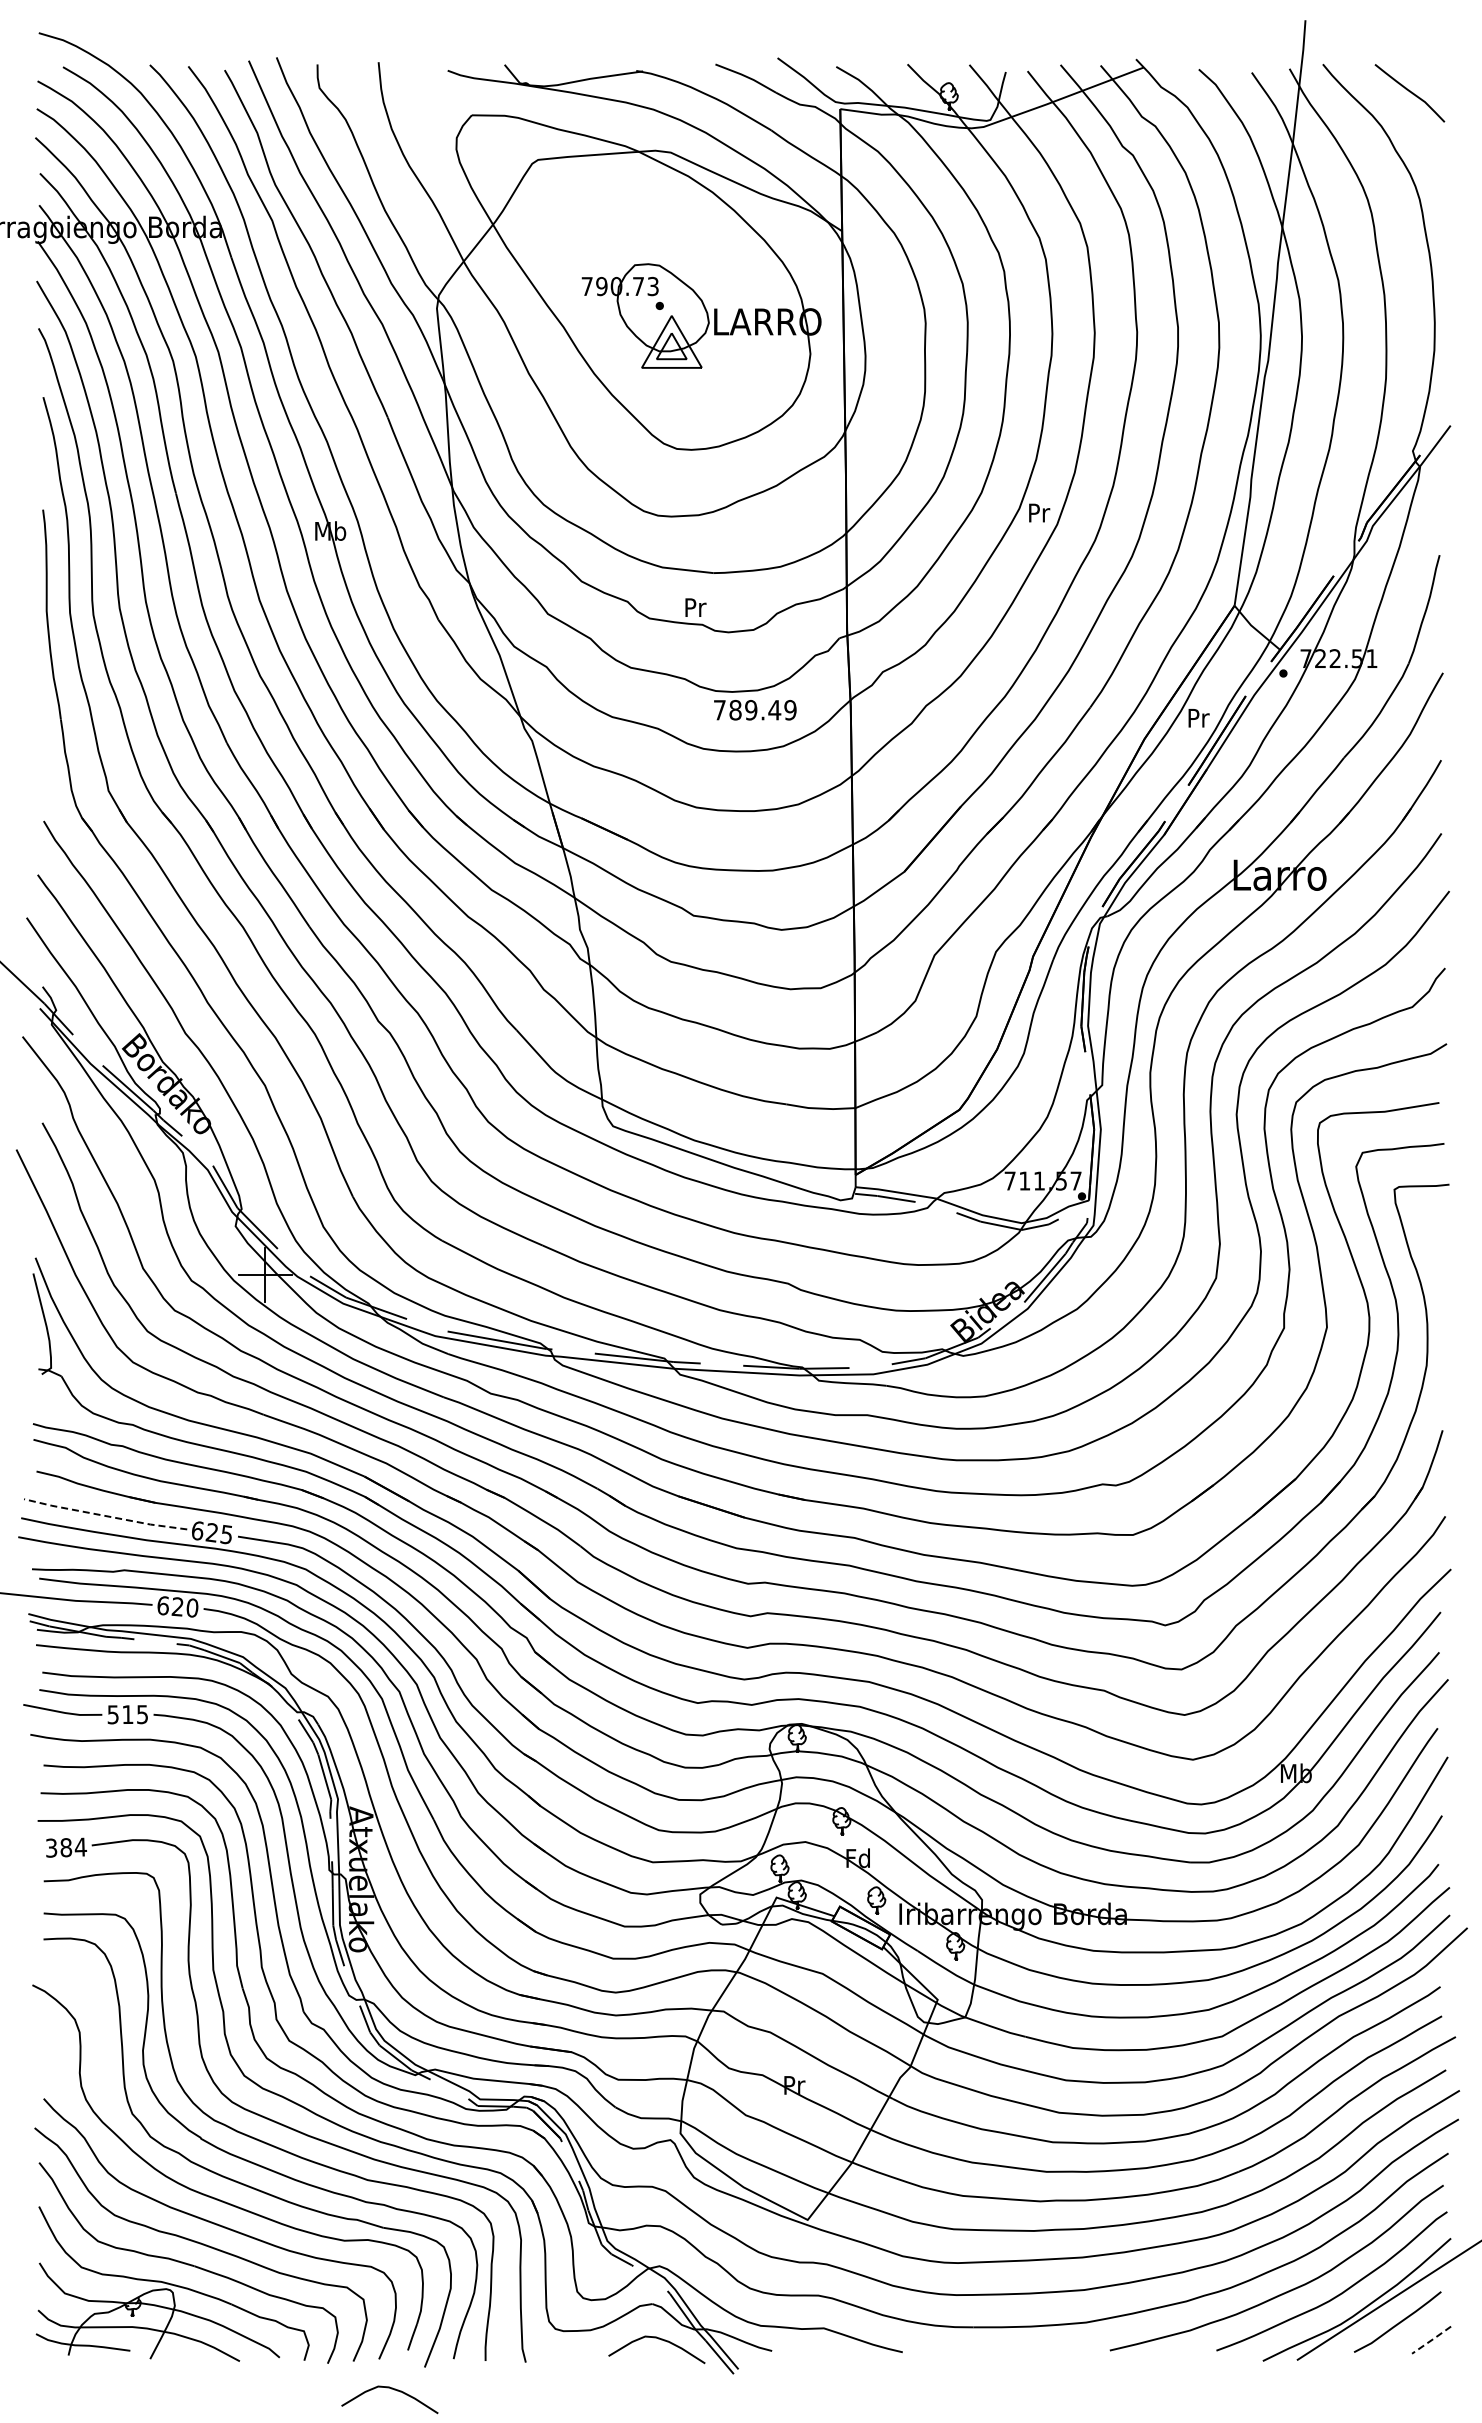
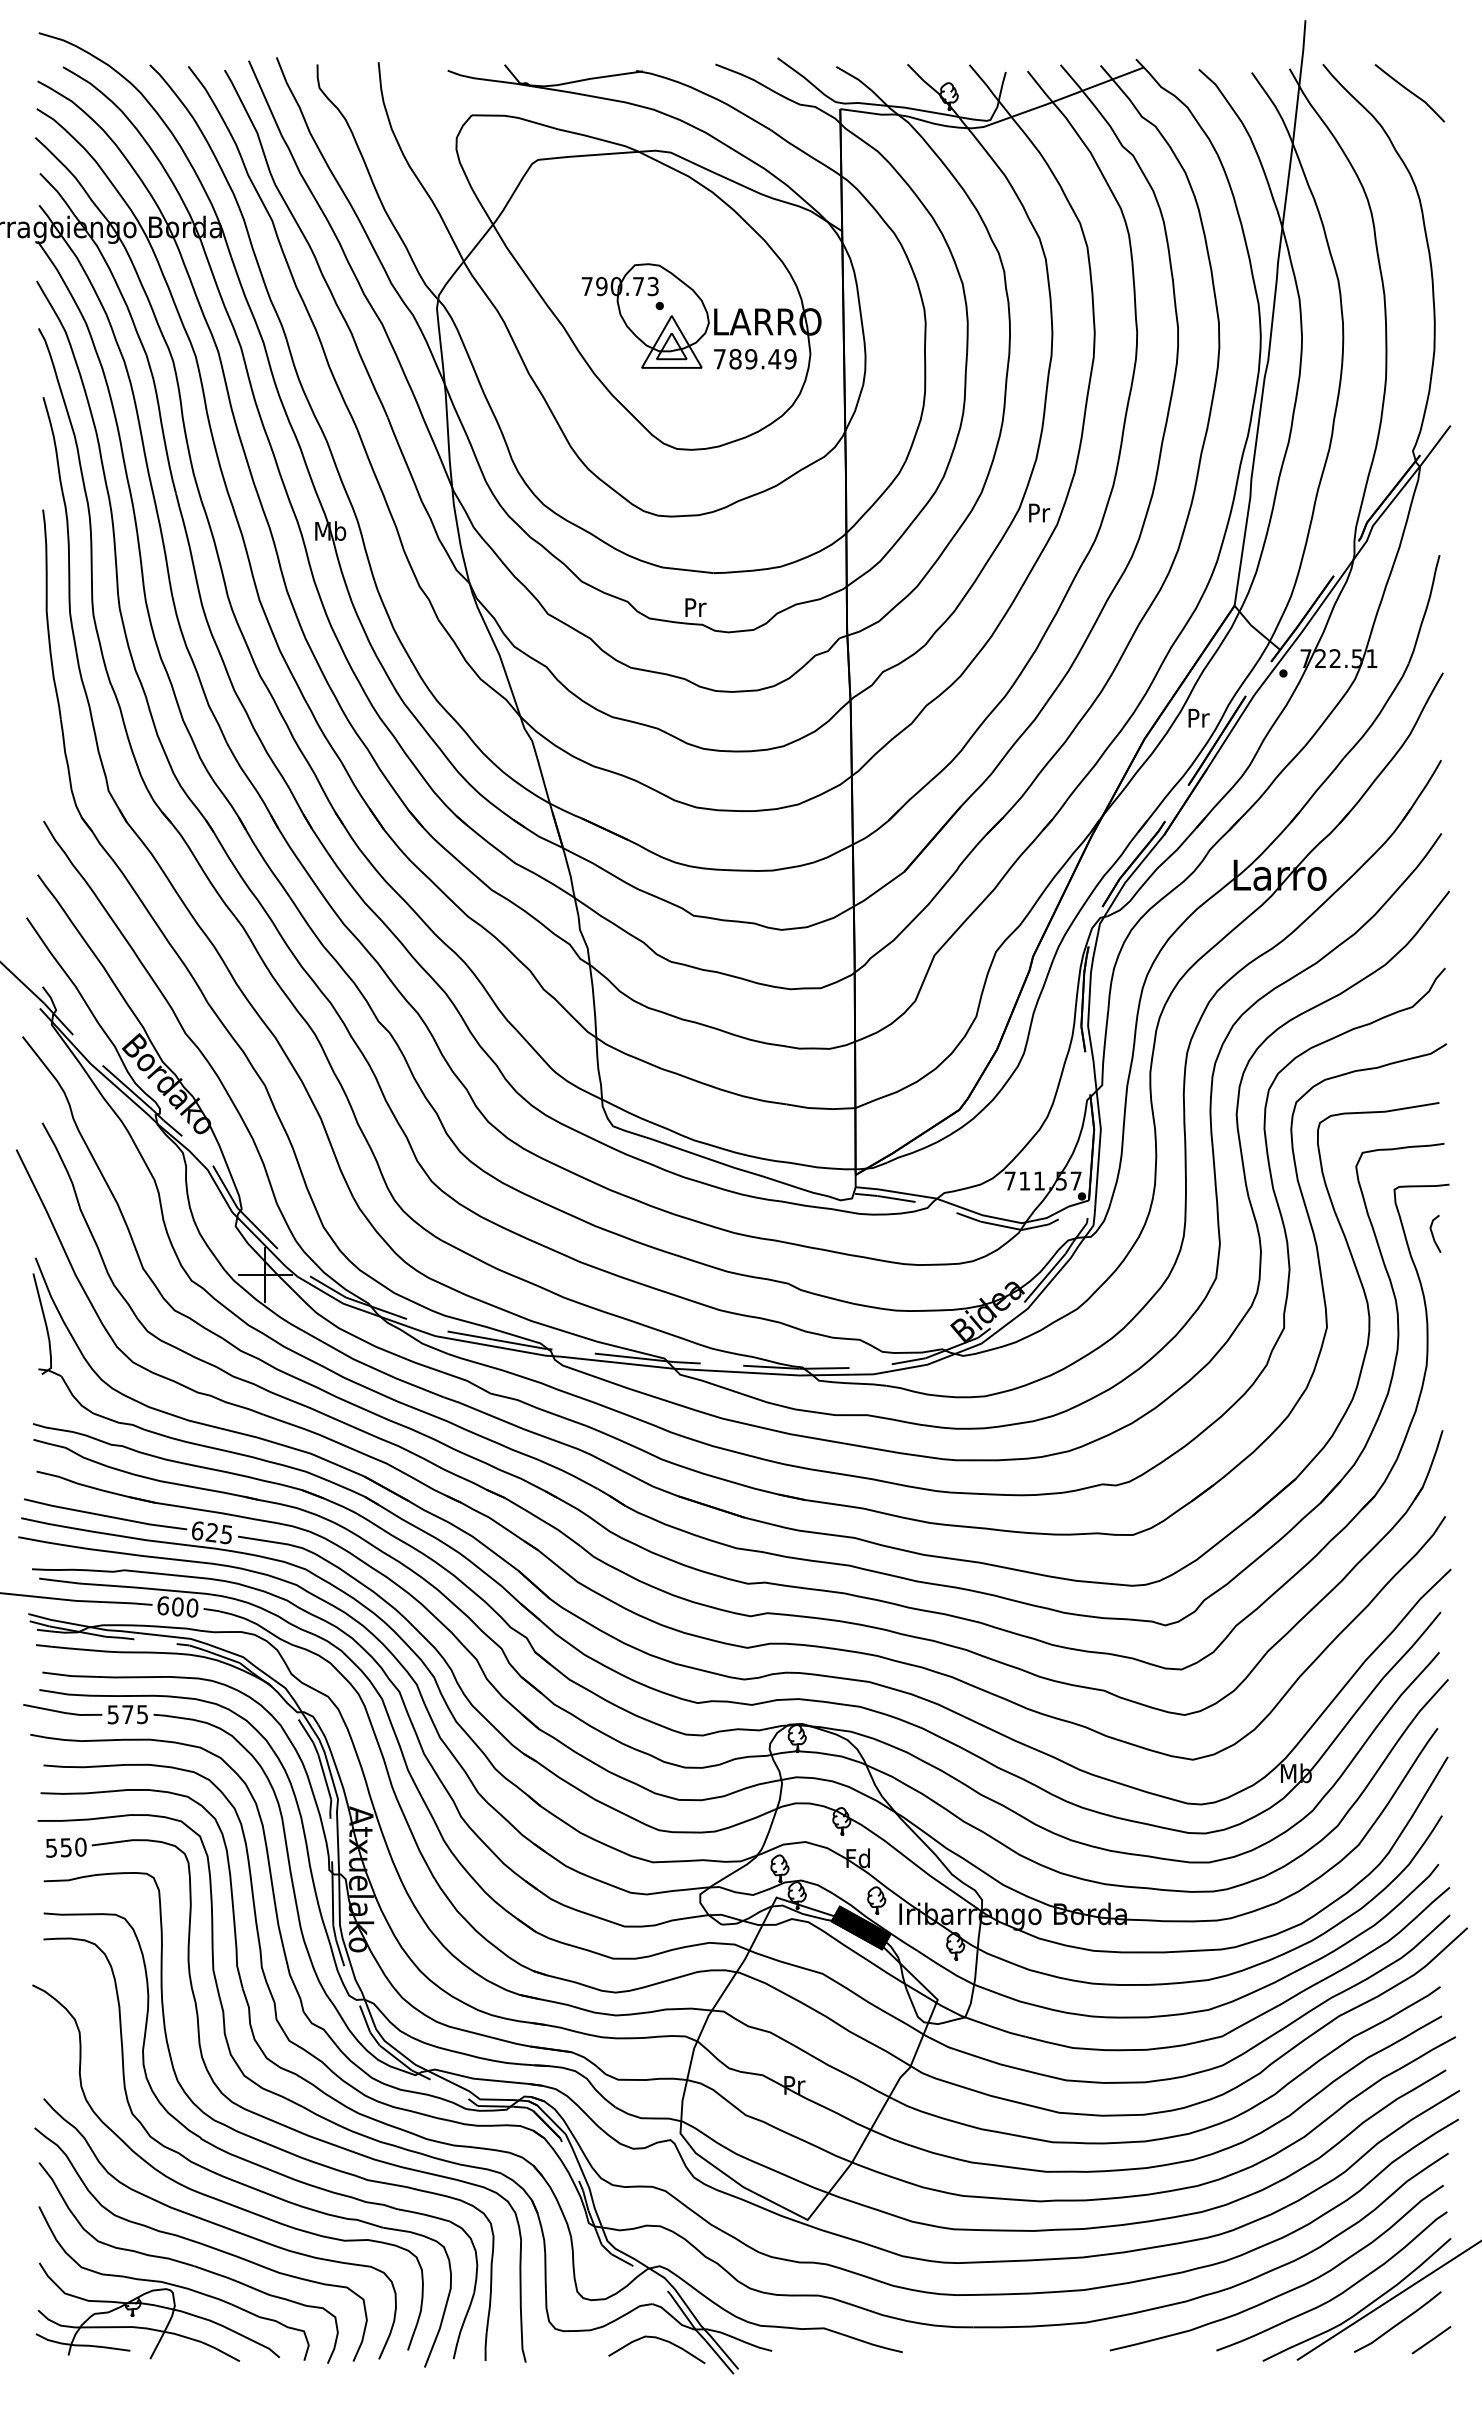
text position: (755, 710) -> (755, 359) (755, 359)
line: none -> present (1433, 1233)
line: dashed -> solid (105, 1515)
text: 620 -> 600 (177, 1606)
text: 515 -> 575 (127, 1714)
text: 384 -> 550 (66, 1847)
fill: none -> present (860, 1927)
line: dashed -> solid (1432, 2339)
curve: present -> none (391, 2389)
